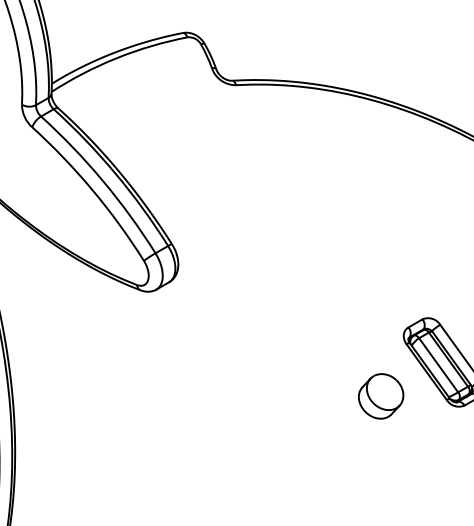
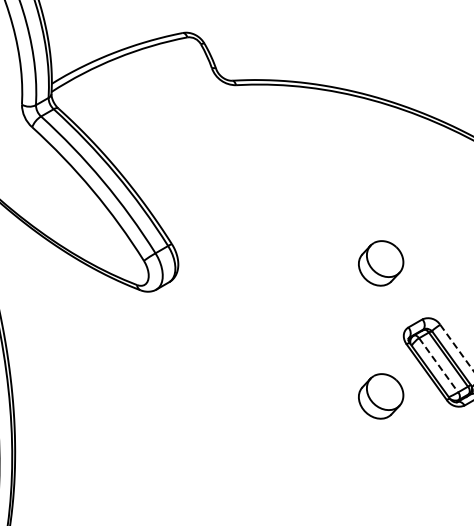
part: none -> present (381, 263)
line: solid -> dashed (457, 348)
line: solid -> dashed (438, 365)
